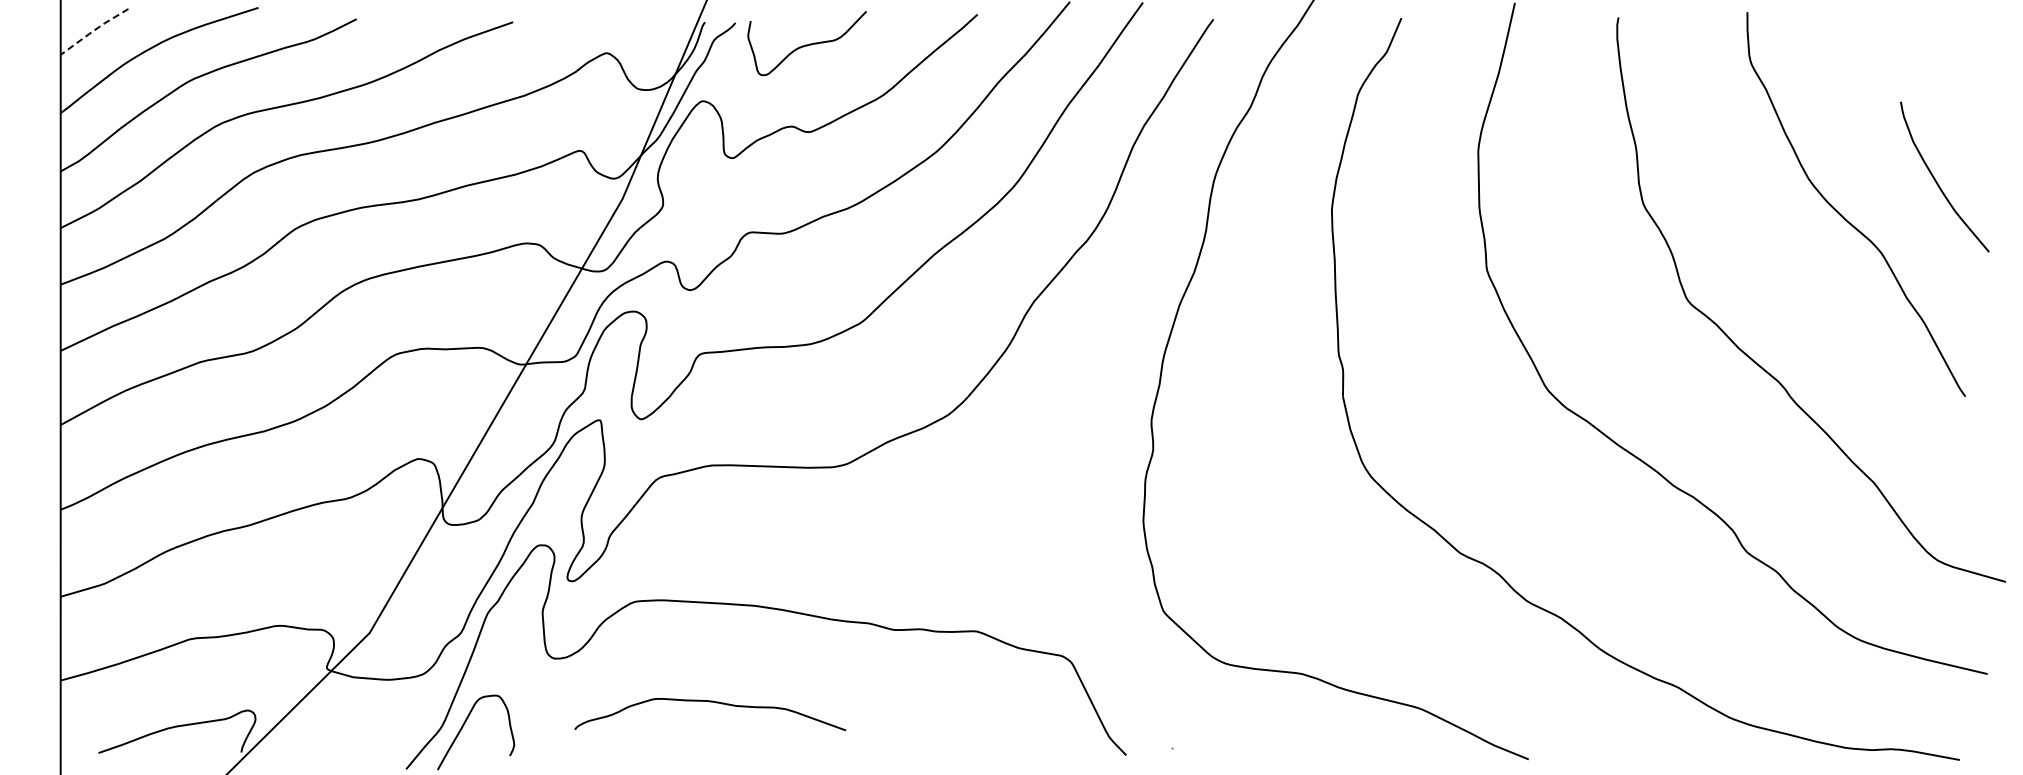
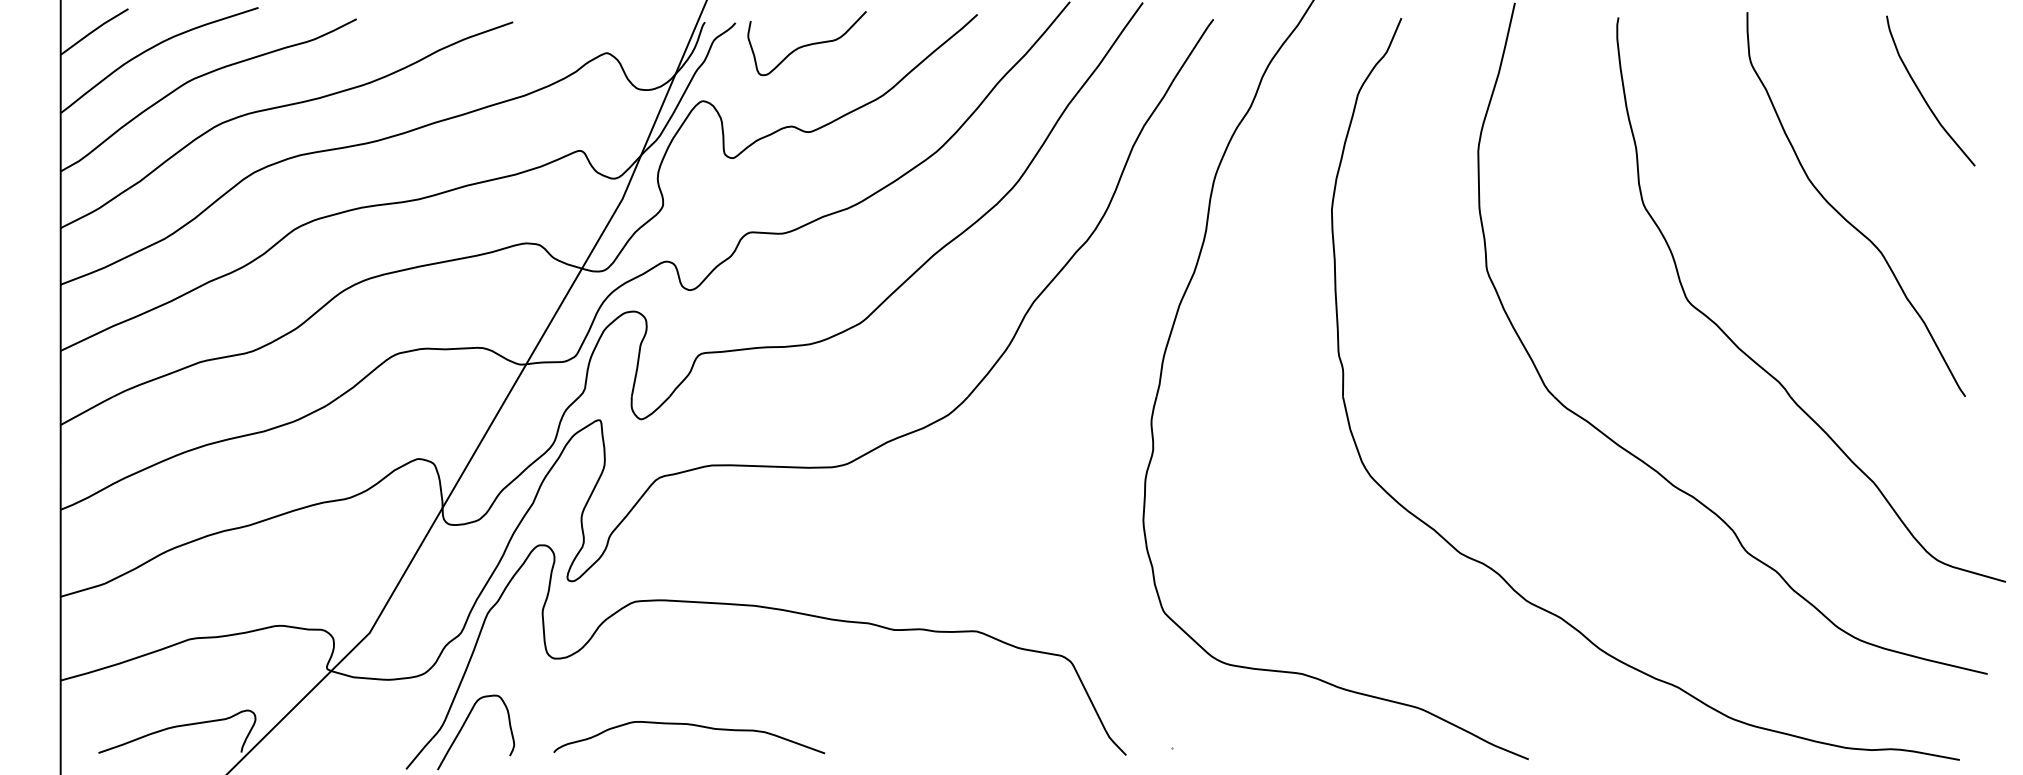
line: dashed -> solid (94, 30)
curve position: (1937, 181) -> (1923, 95) (1923, 95)
curve position: (710, 702) -> (689, 725) (689, 725)
